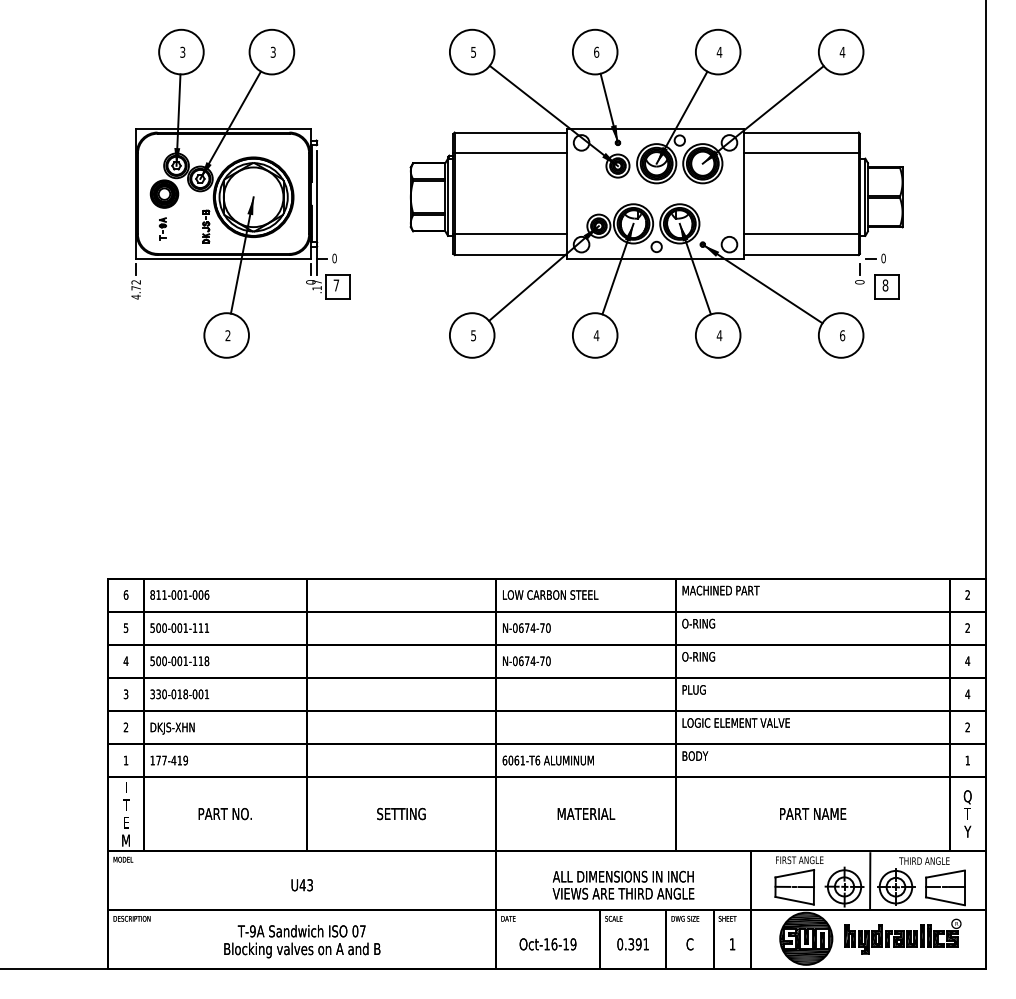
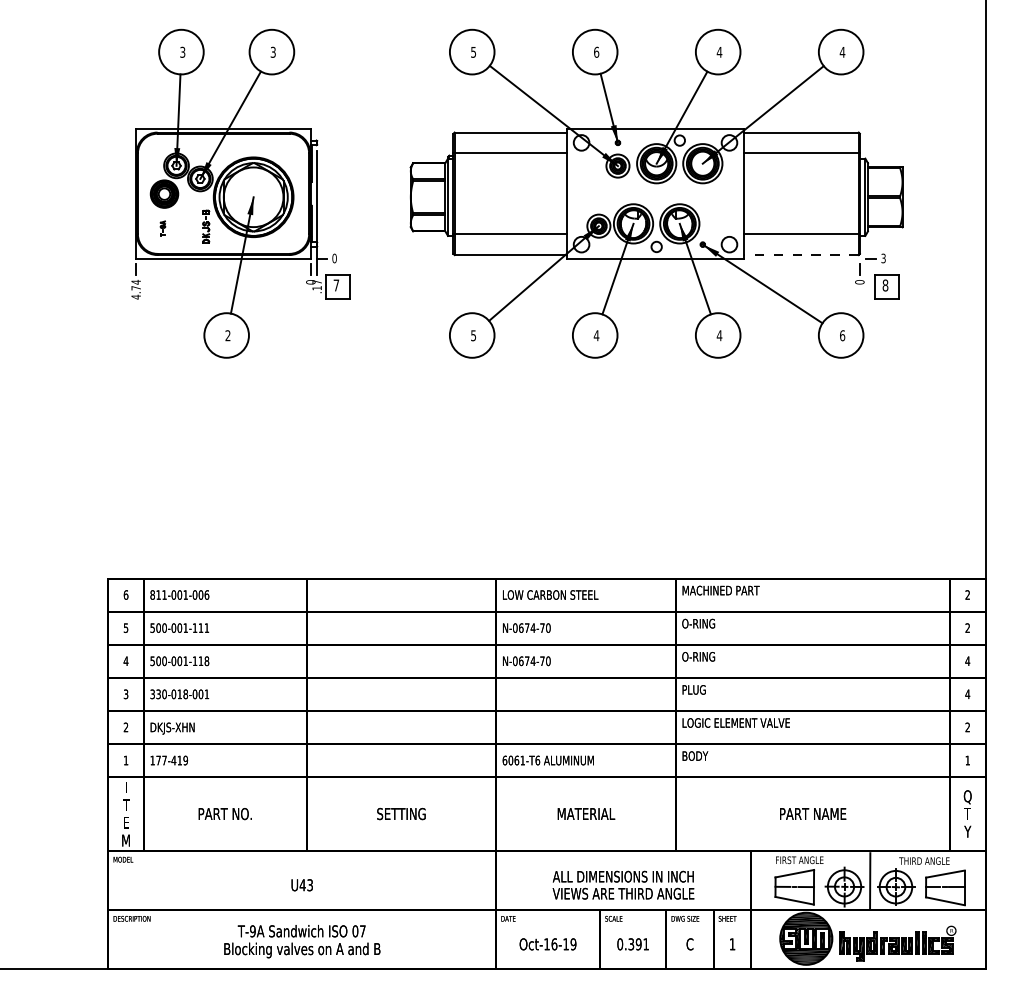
part size: 8x24 px -> 8x17 px (162, 228)
line: solid -> dashed (801, 255)
text: 0 -> 3 (883, 258)
text: 4.72 -> 4.74 (135, 281)
part position: (902, 936) -> (897, 943) (897, 943)
